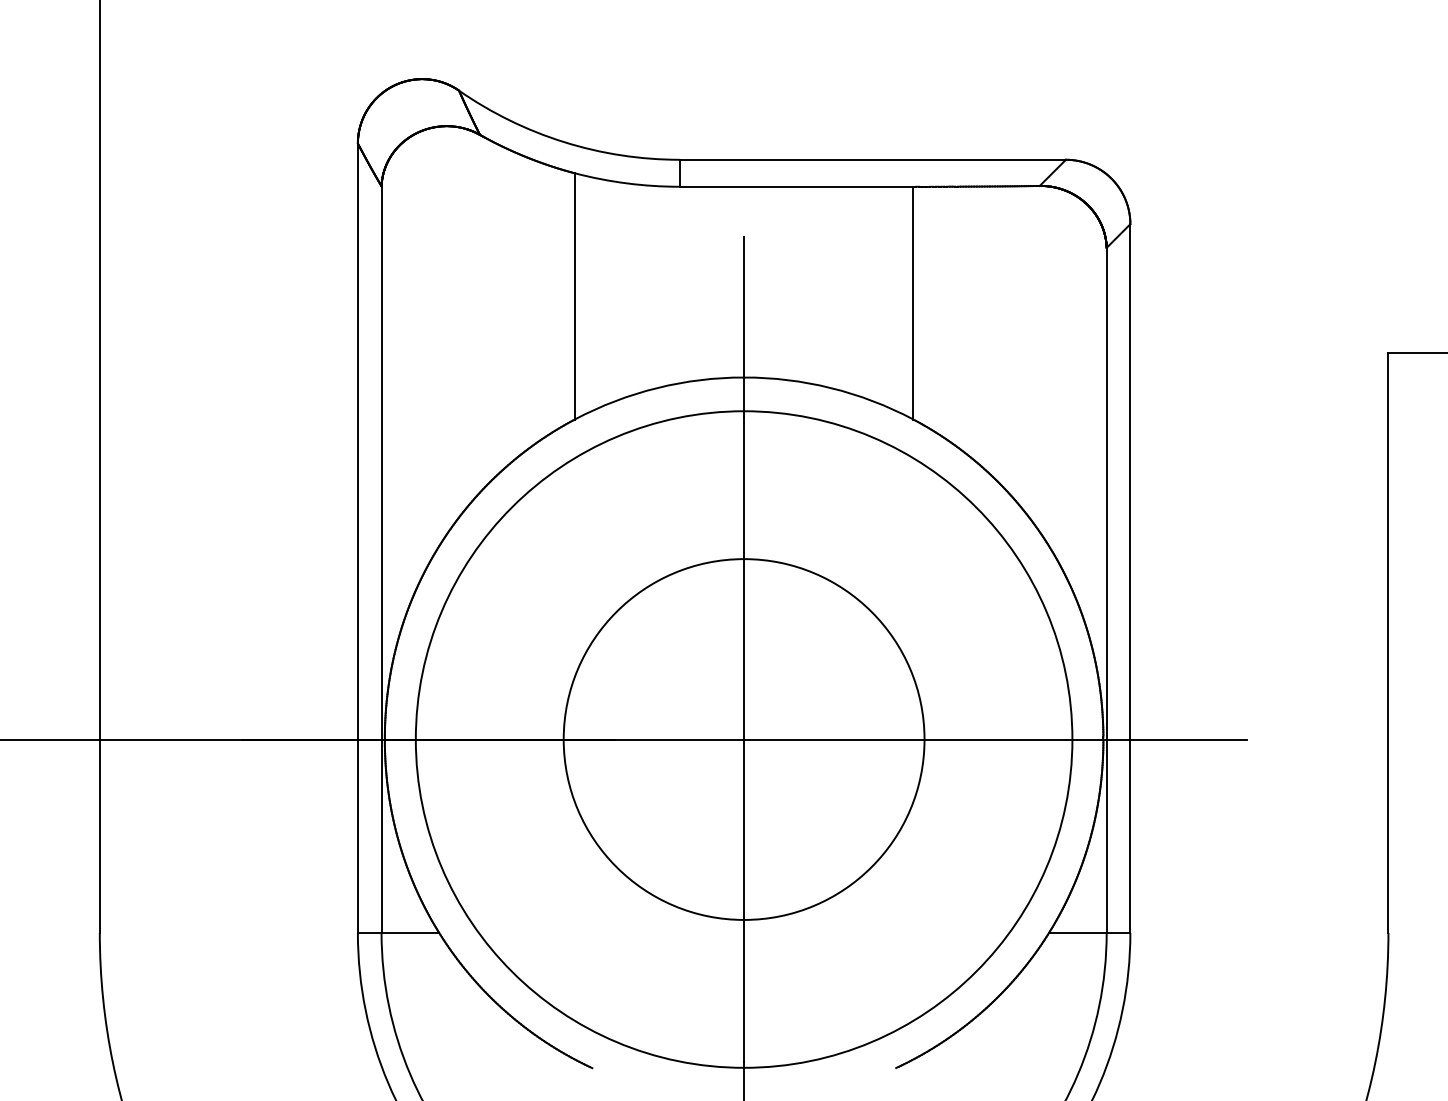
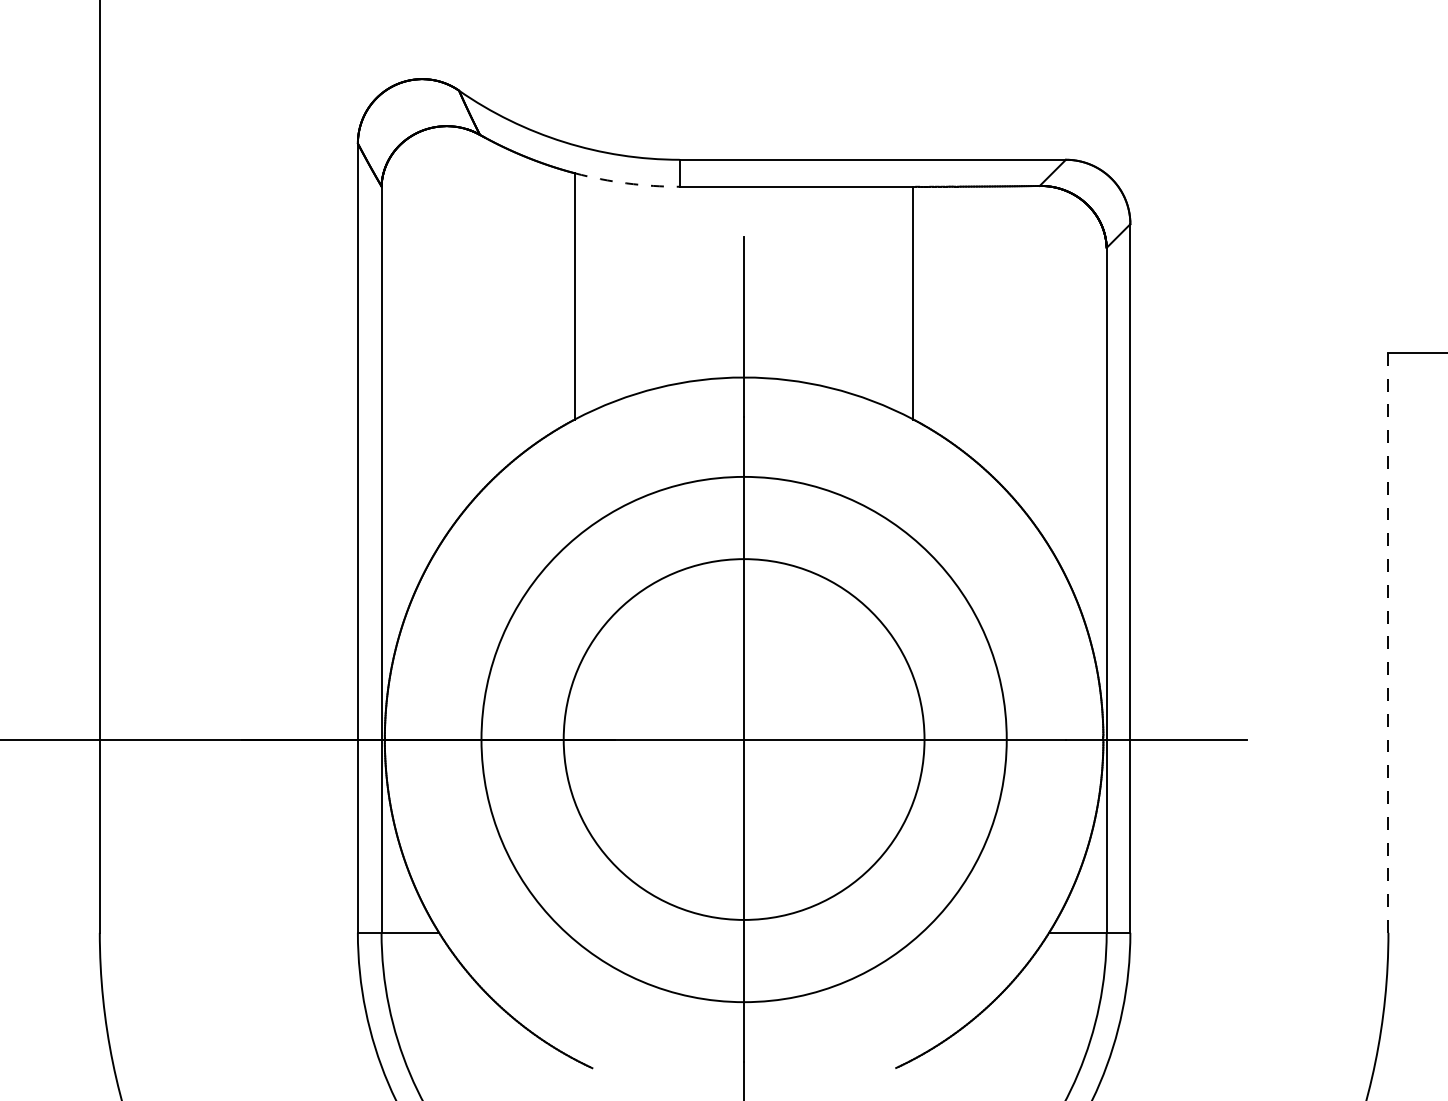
arc: solid -> dashed (626, 183)
line: solid -> dashed (1388, 642)
circle diameter: 657 px -> 525 px (743, 739)
